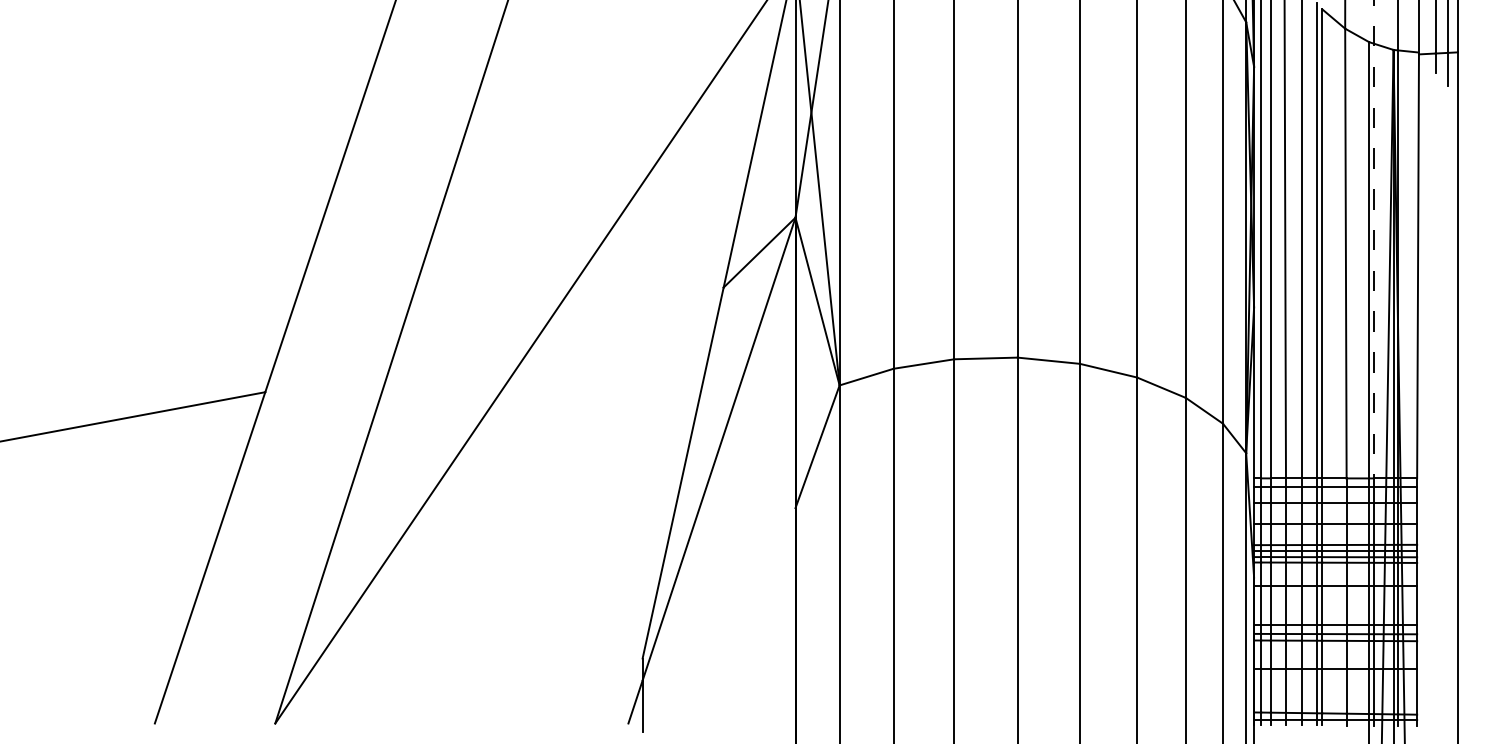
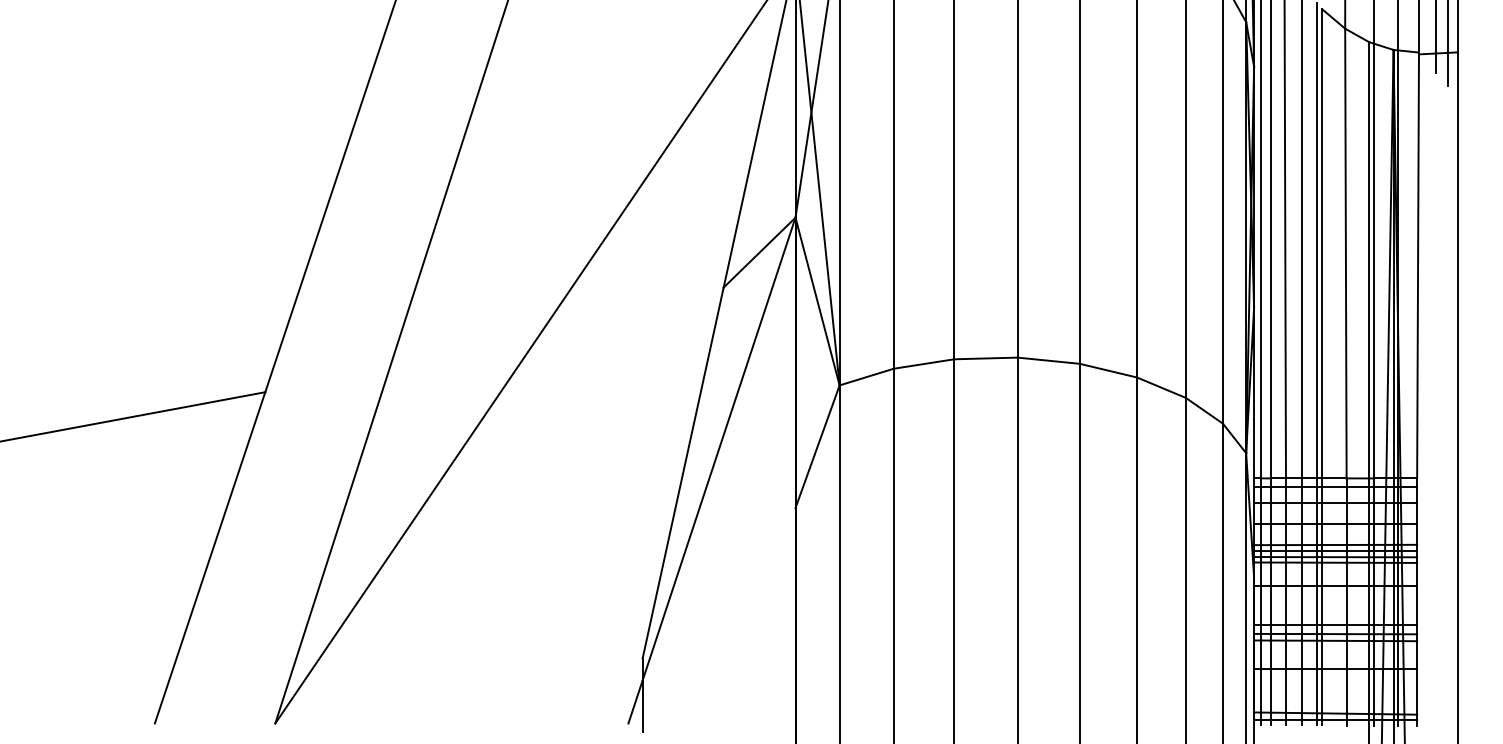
line: dashed -> solid (1373, 239)
